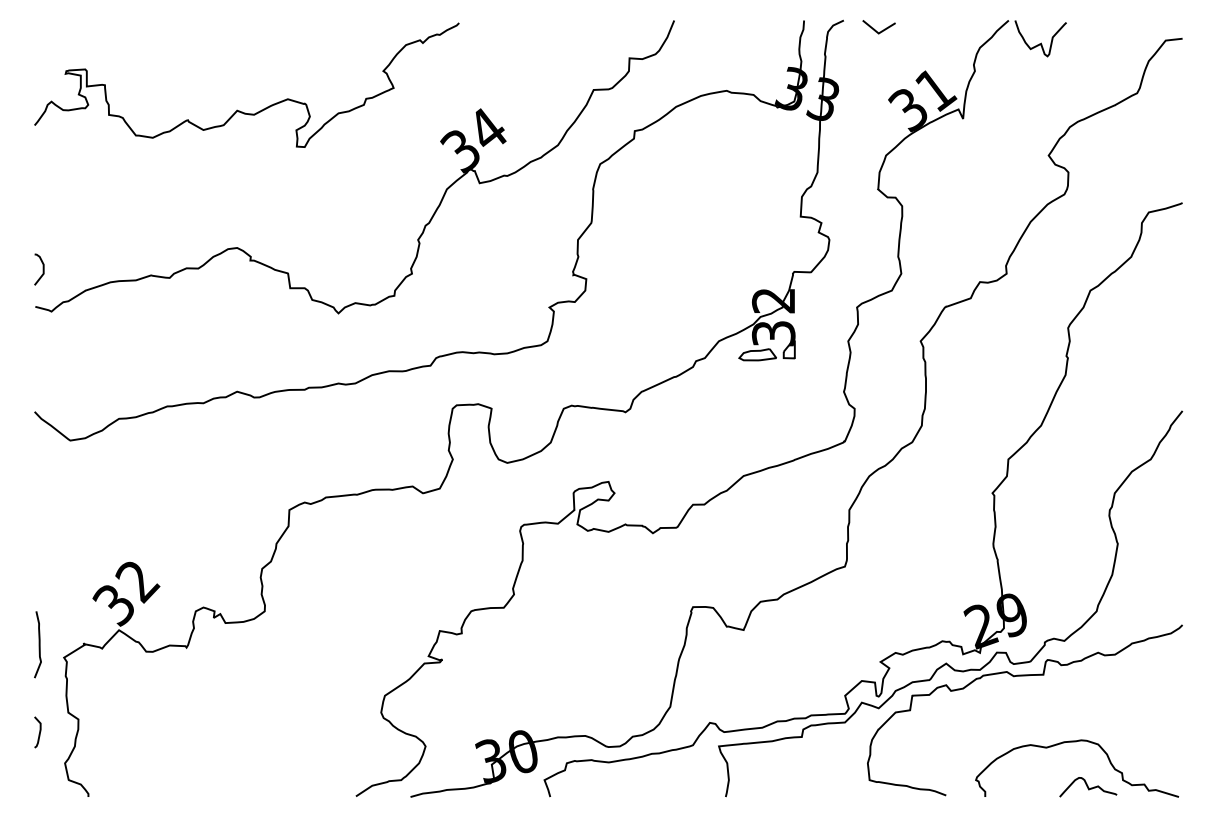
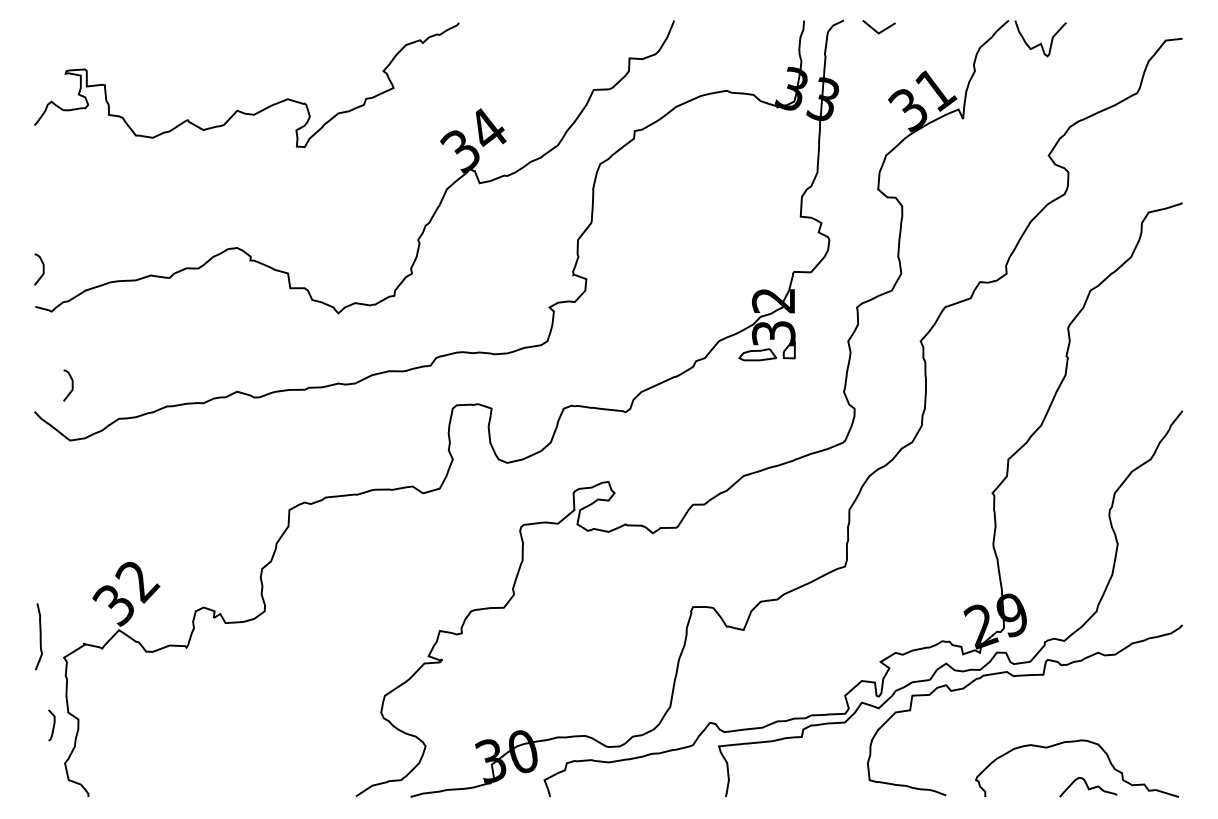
curve: none -> present (71, 385)
curve position: (38, 644) -> (39, 636) (39, 636)
curve position: (39, 732) -> (53, 725) (53, 725)
